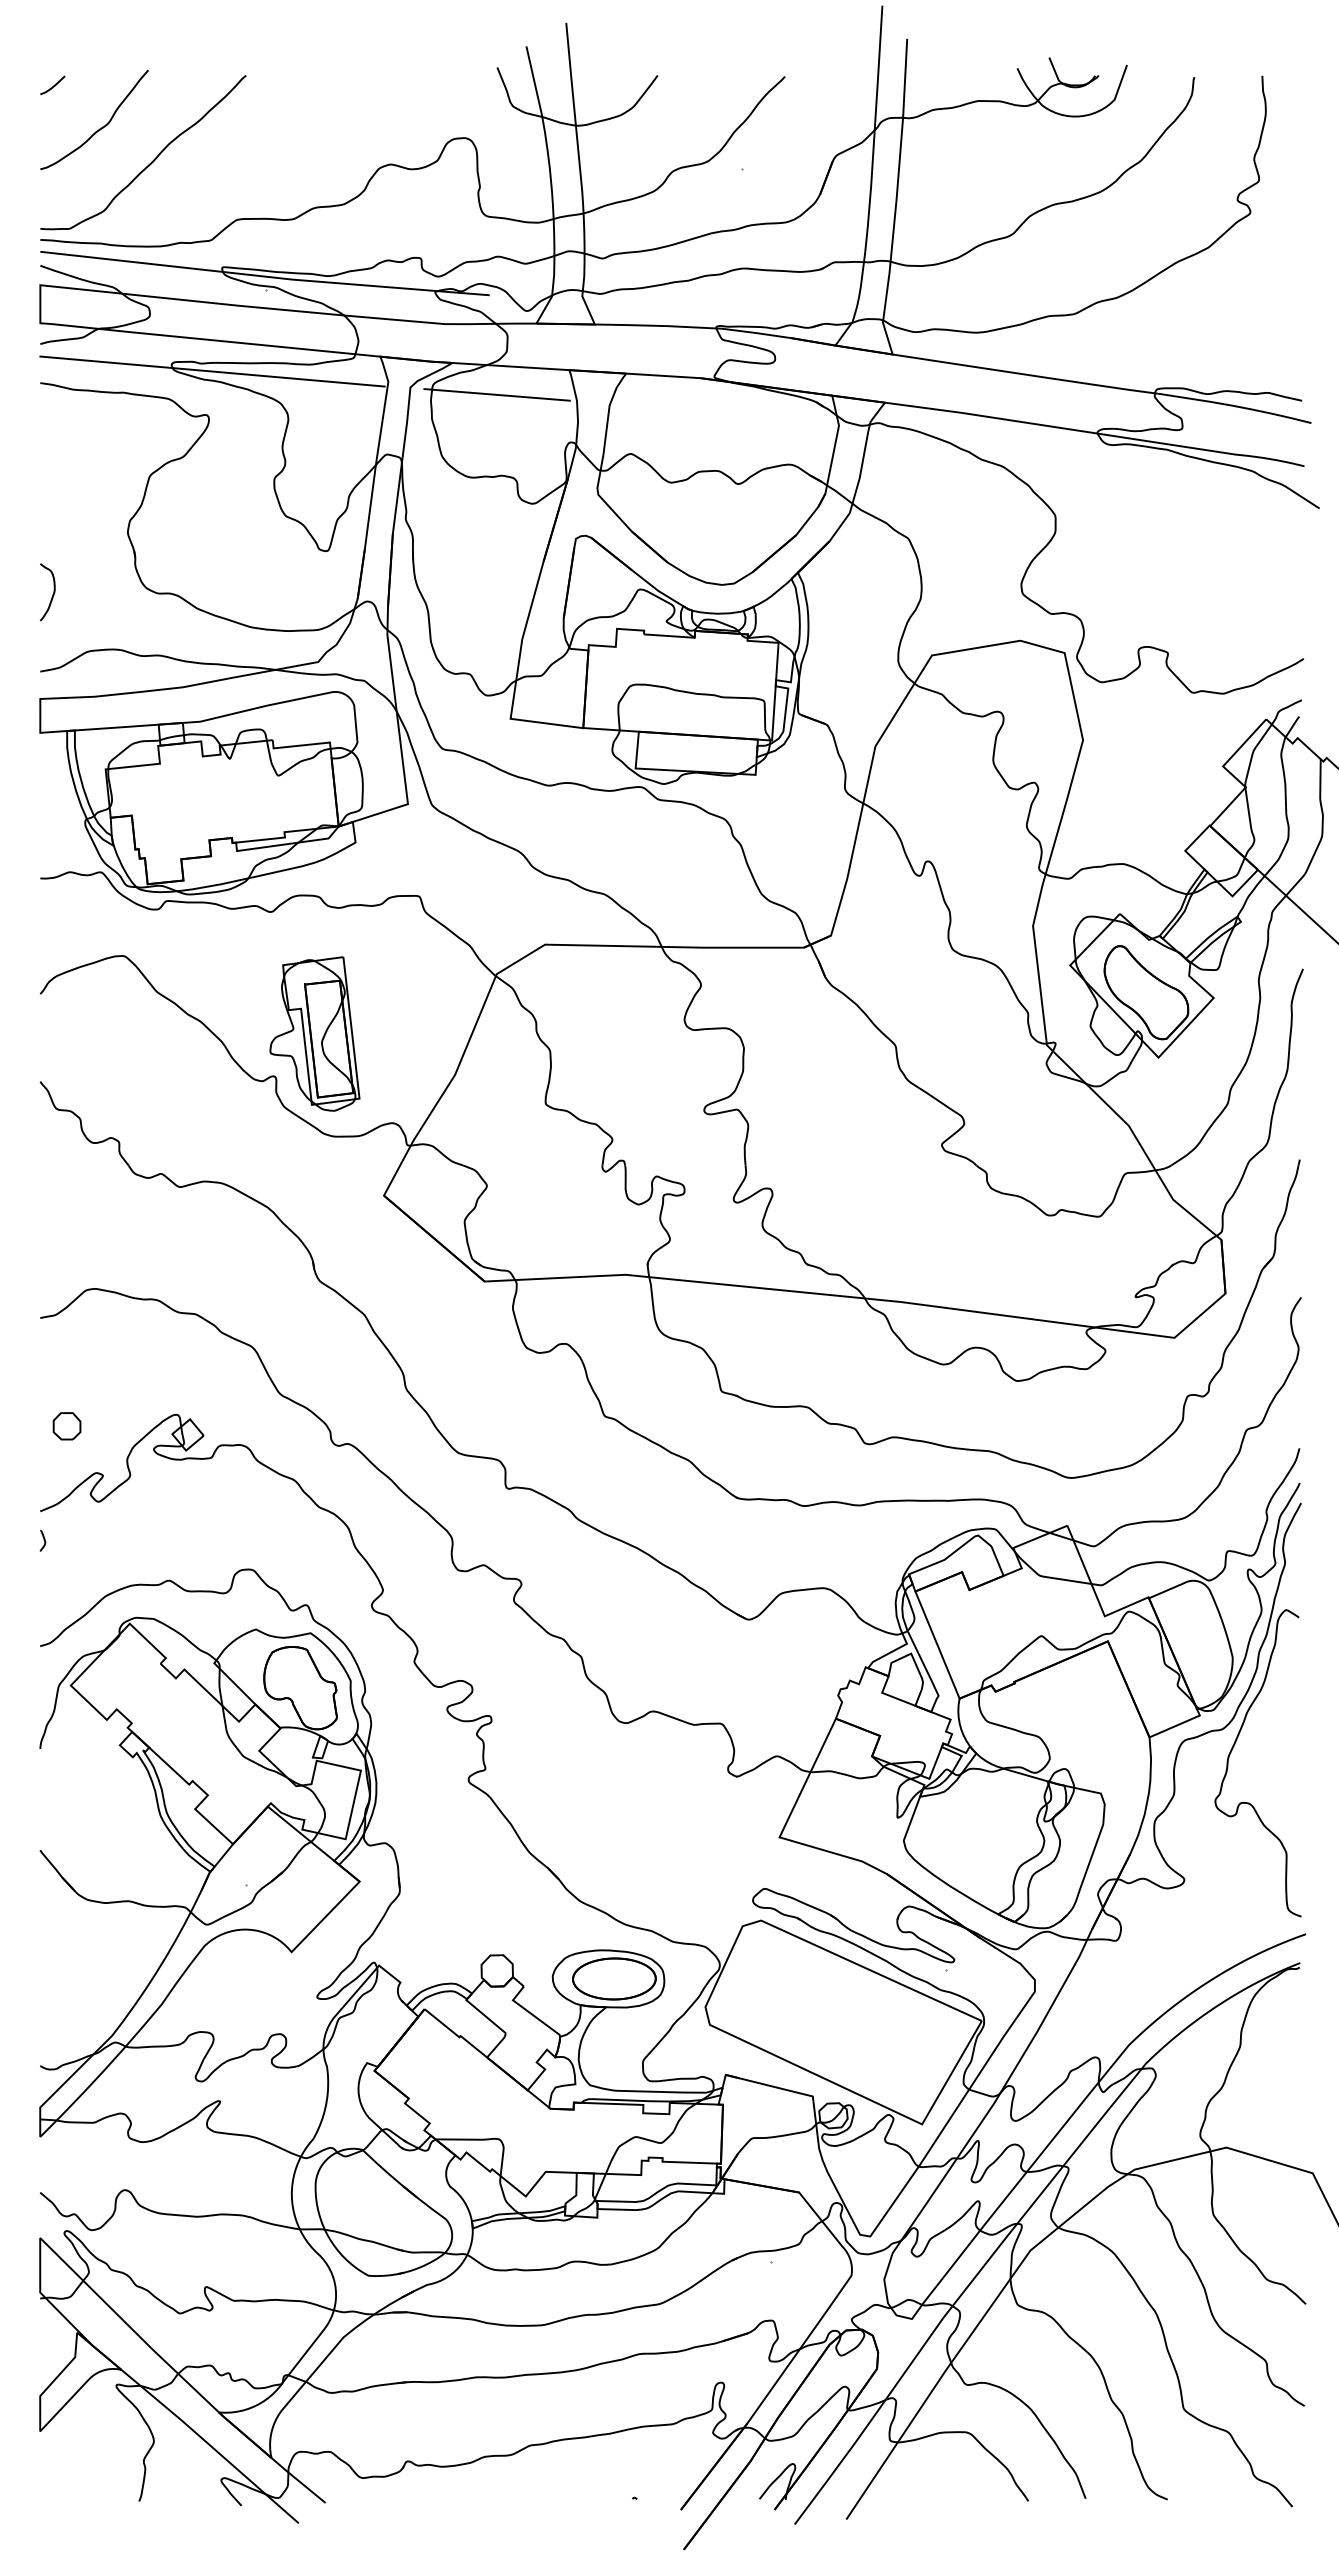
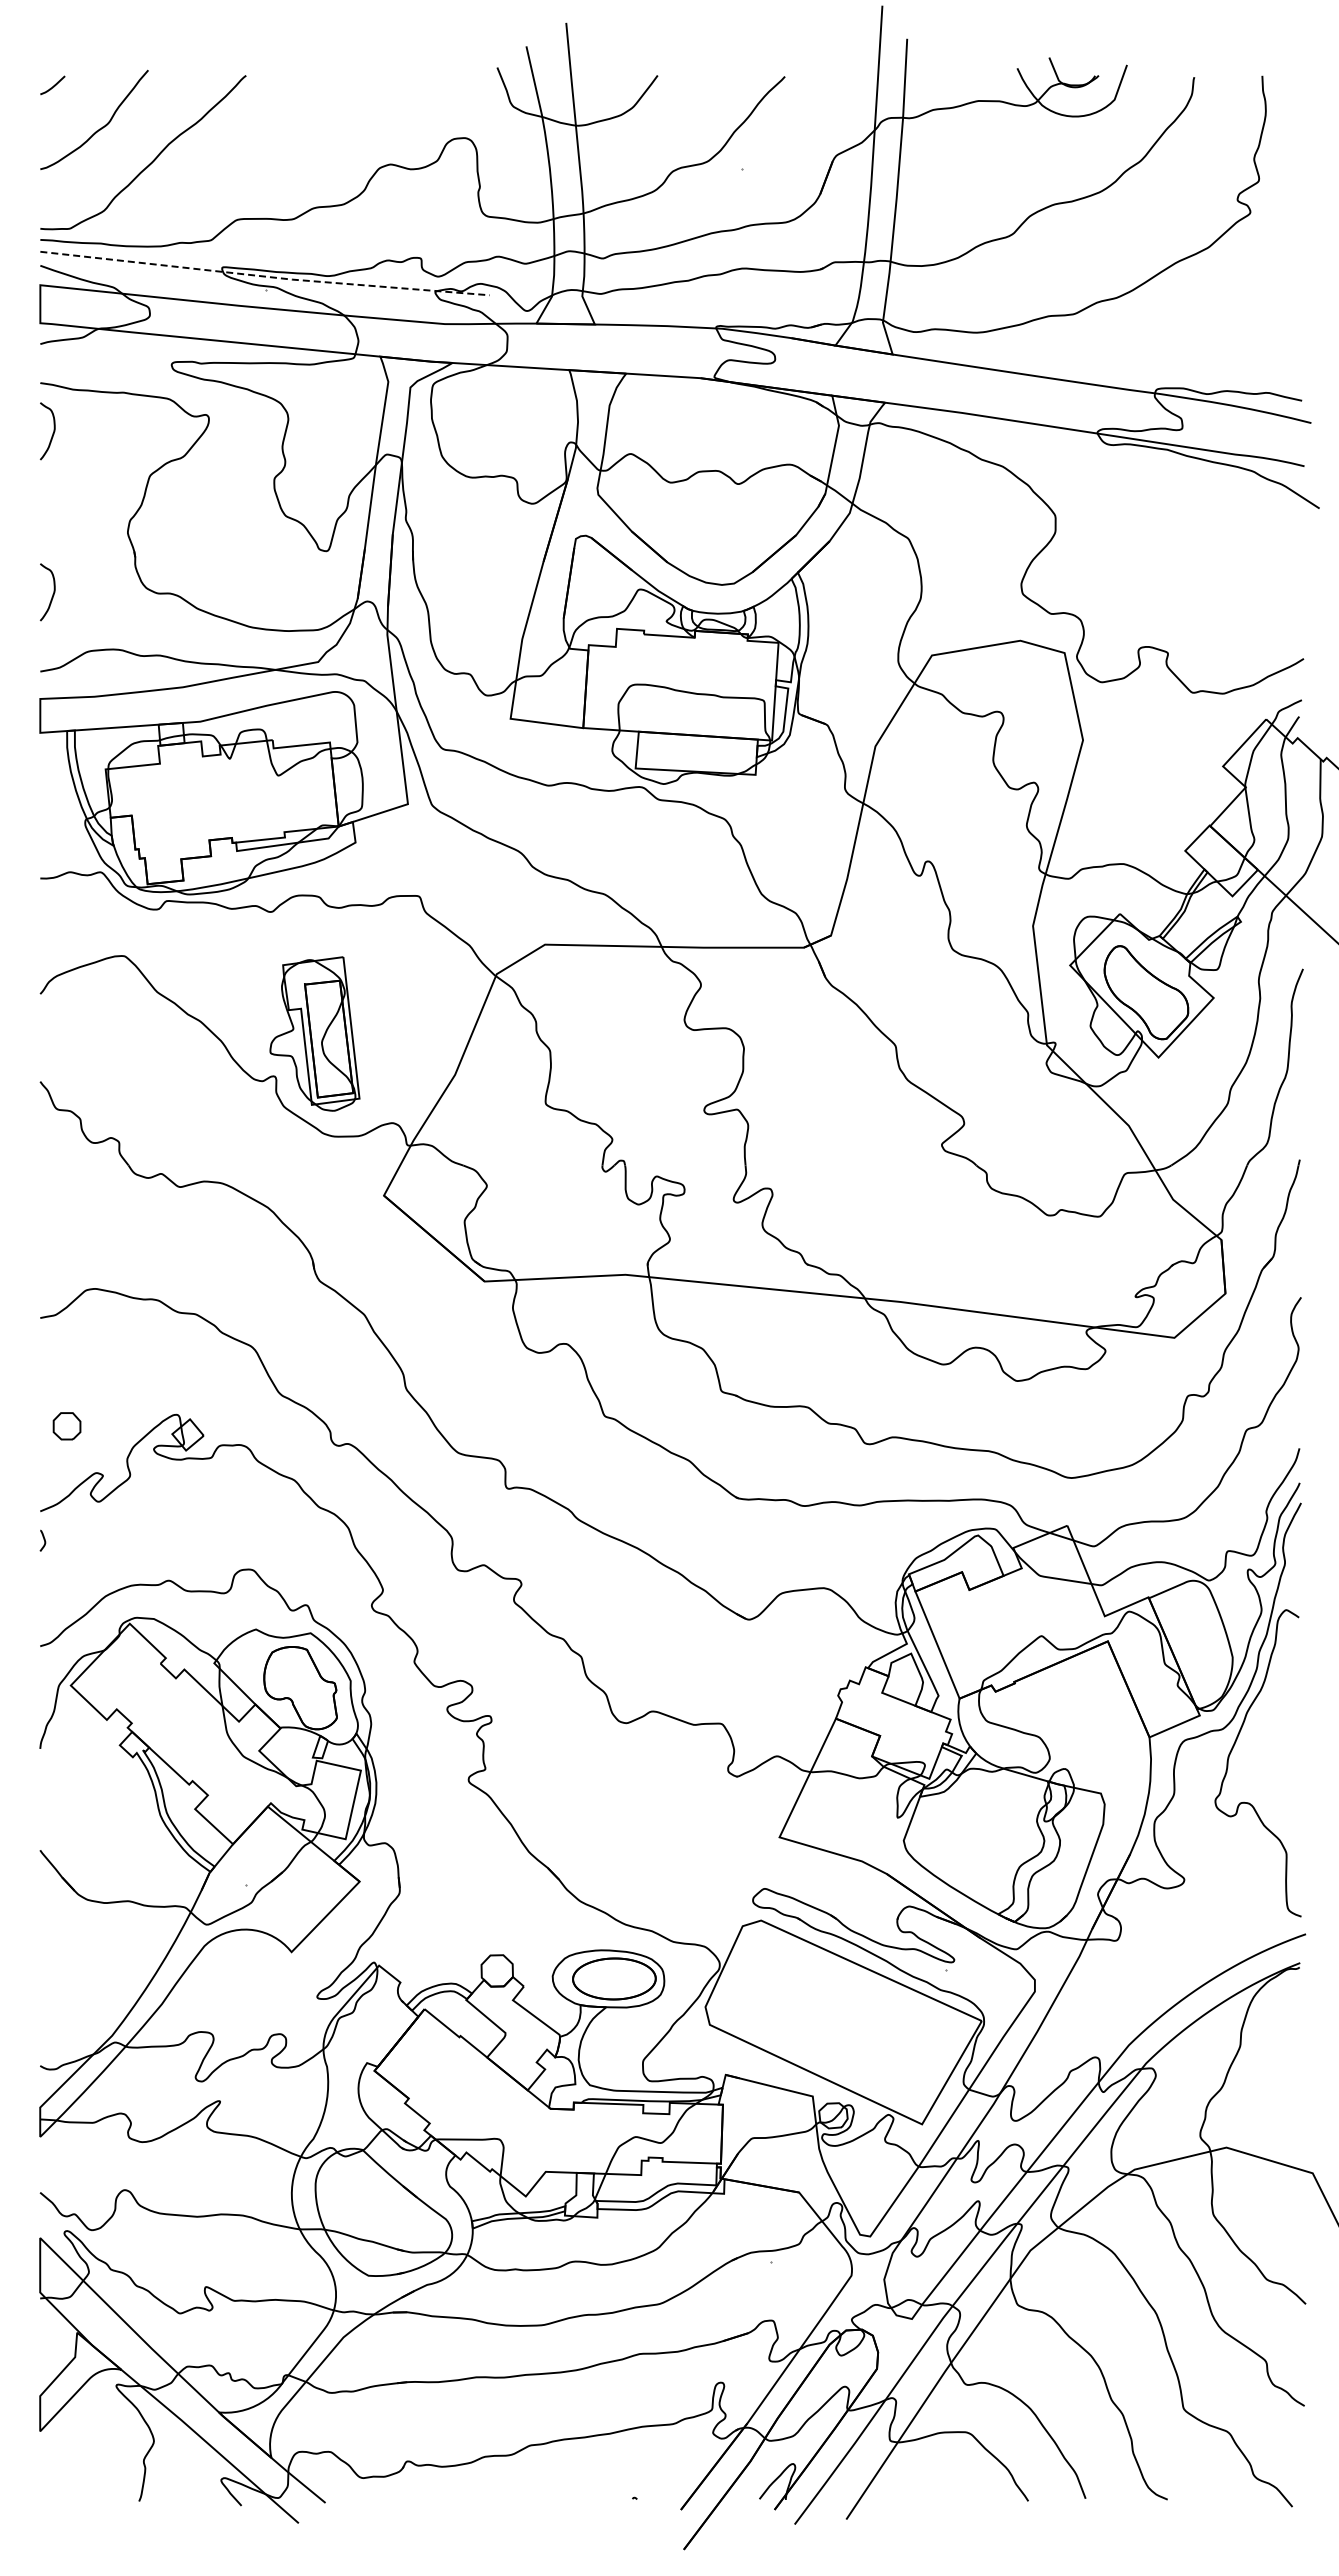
line: solid -> dashed (265, 276)
line: present -> none (212, 371)
line: present -> none (496, 394)
curve: none -> present (52, 433)
